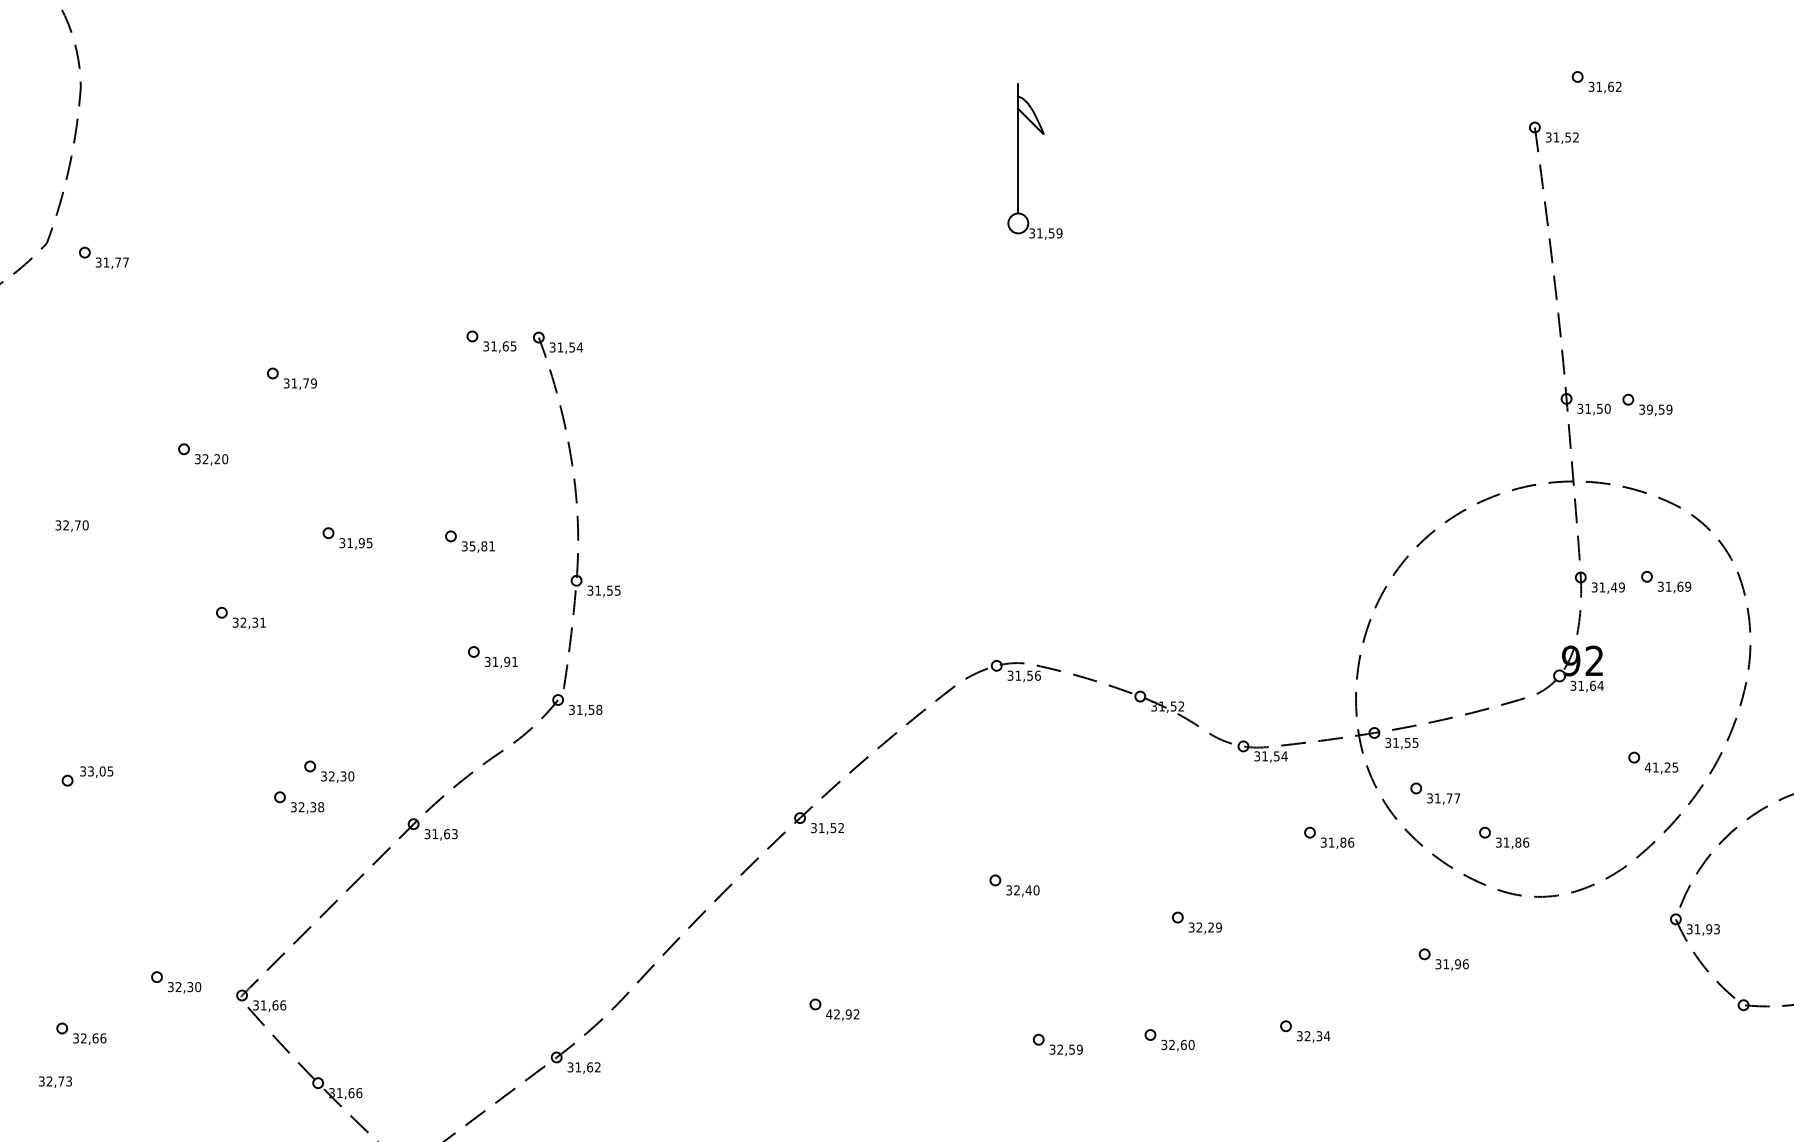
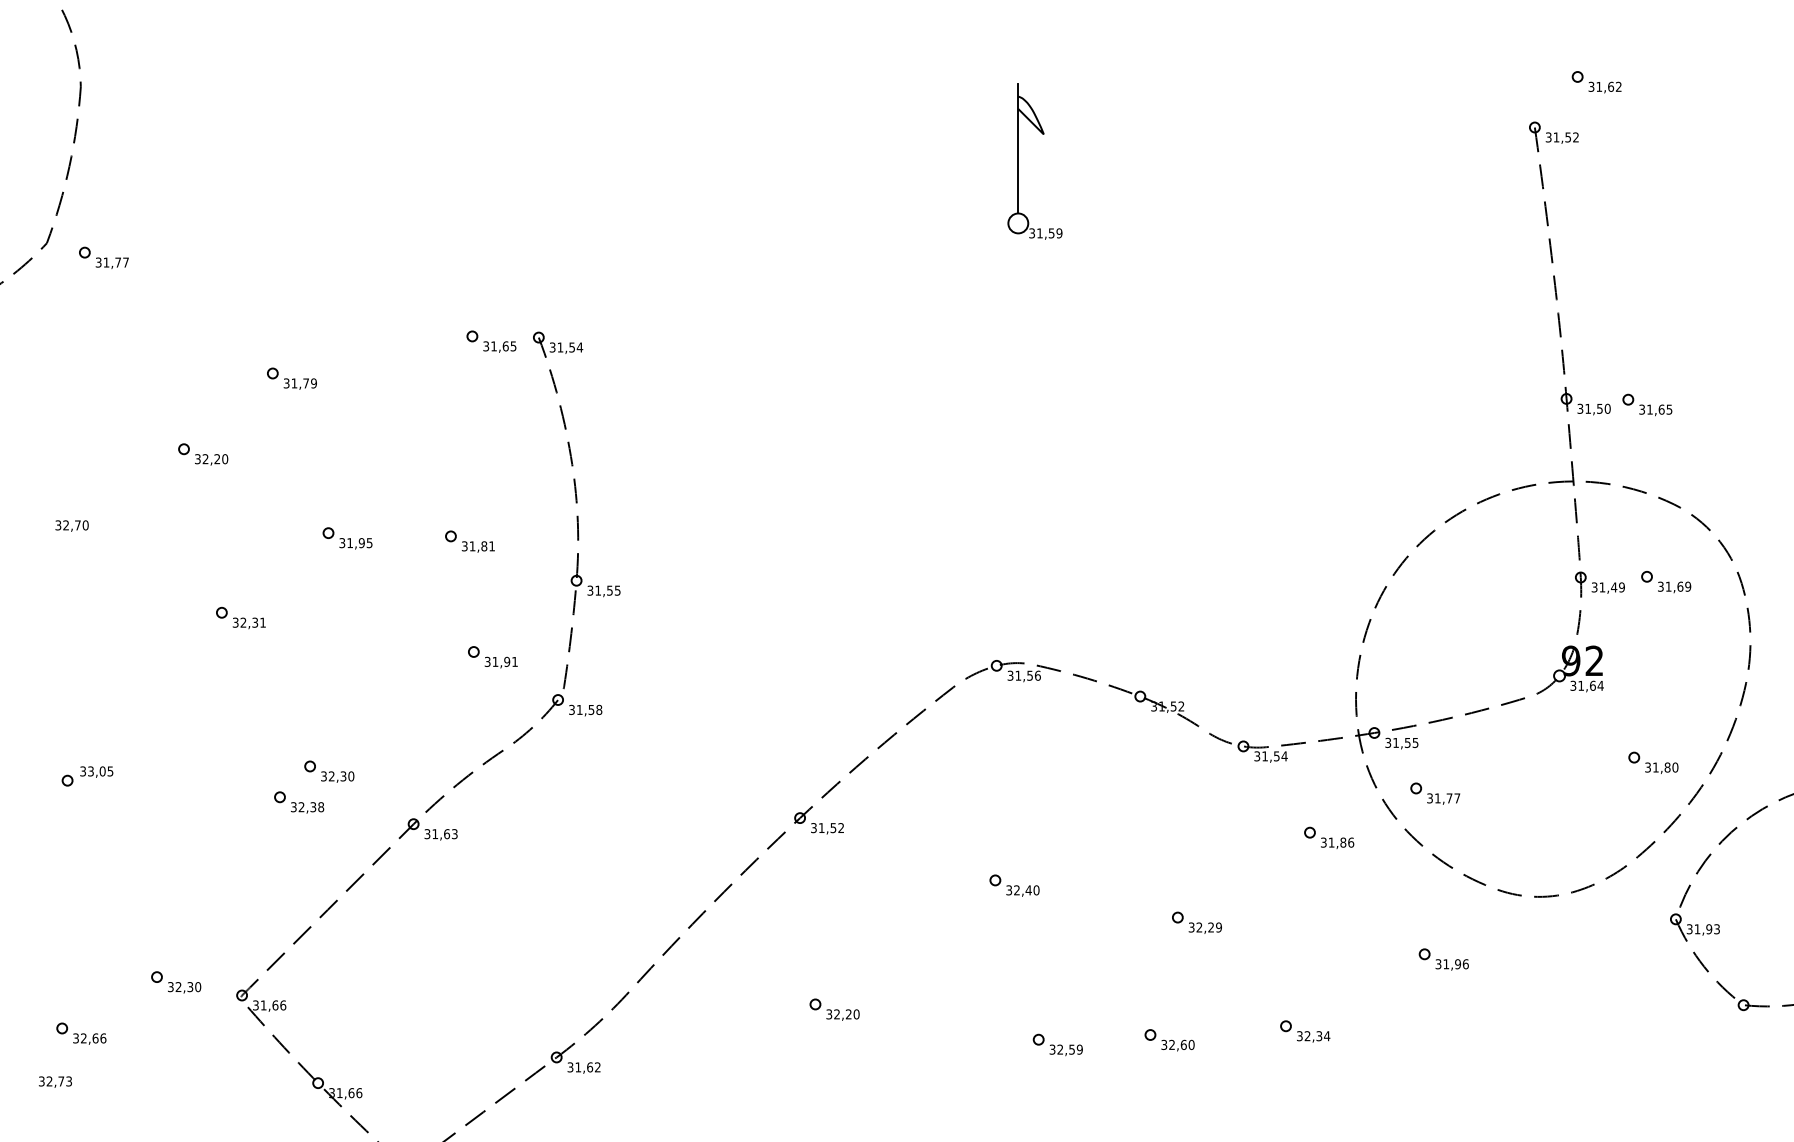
text: 39,59 -> 31,65 (1659, 409)
text: 35,81 -> 31,81 (472, 546)
text: 41,25 -> 31,80 (1661, 767)
part: present -> none (1504, 837)
text: 42,92 -> 32,20 (842, 1014)
